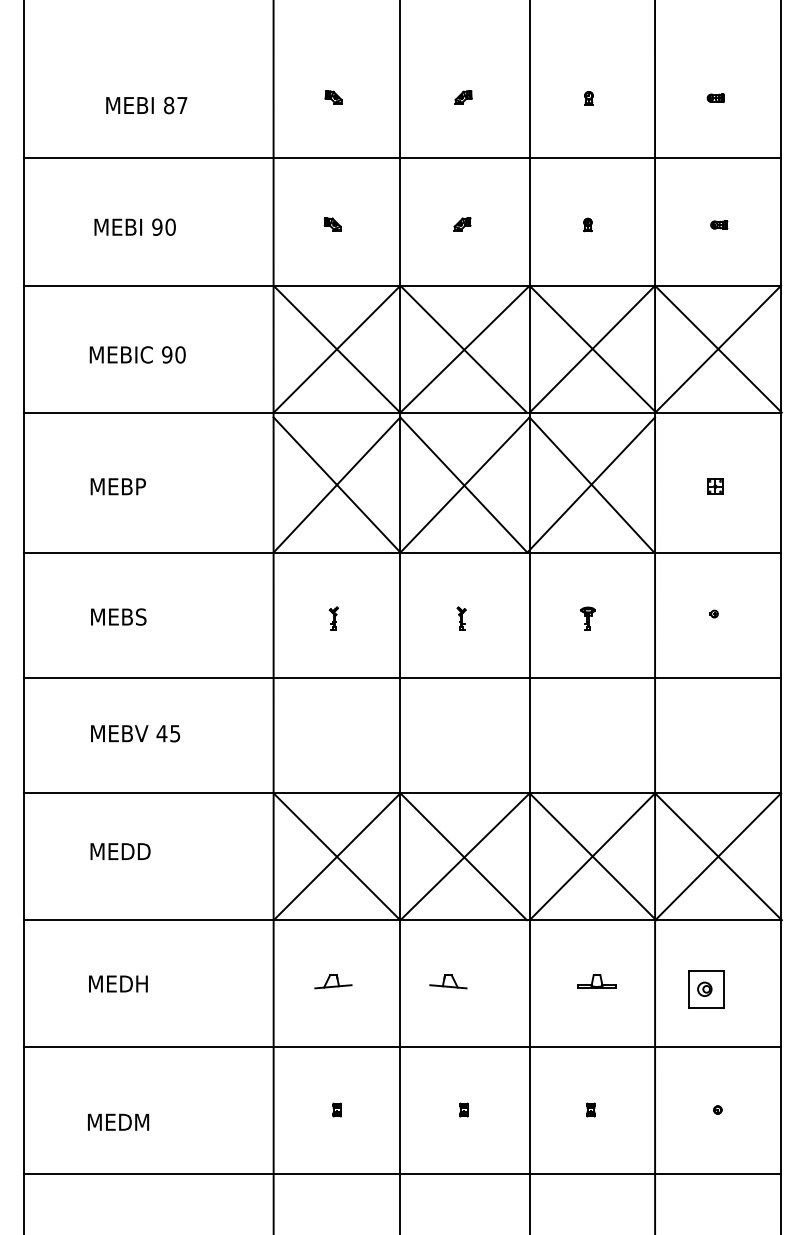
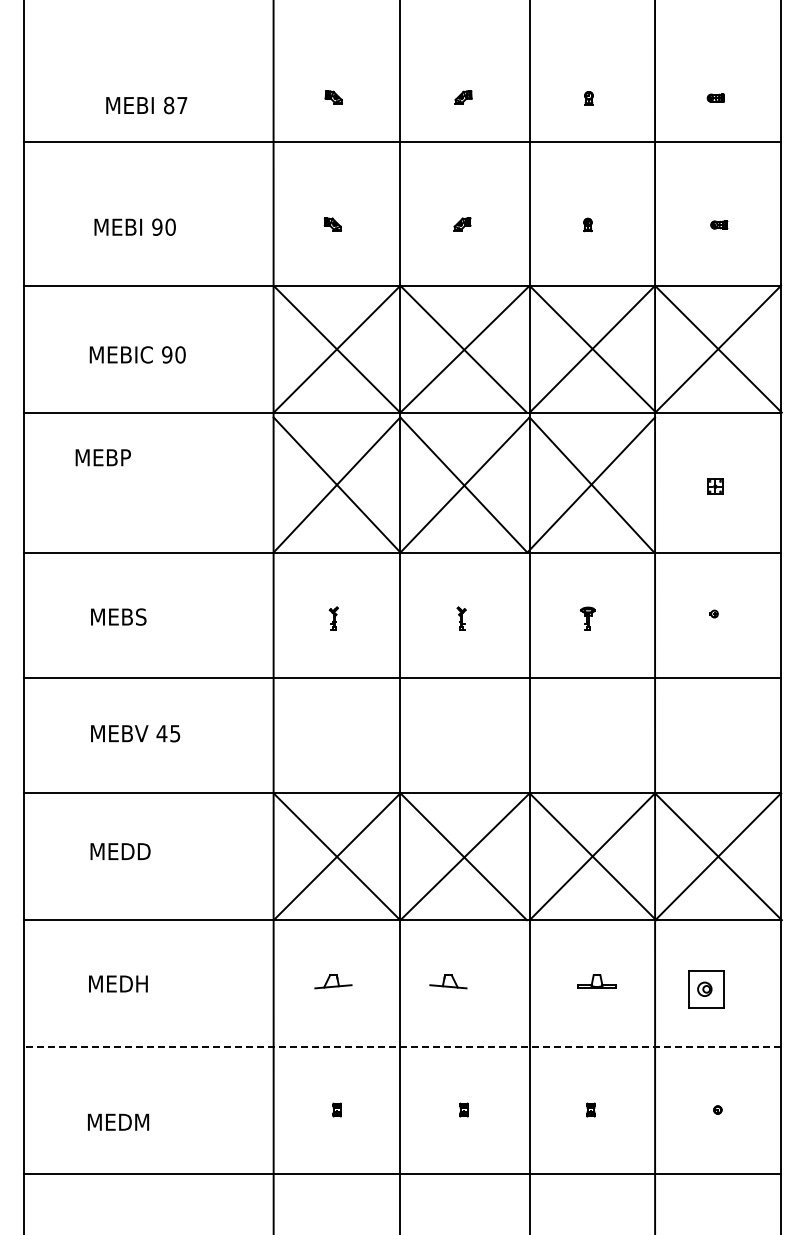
line position: (402, 157) -> (402, 141) (402, 141)
text position: (117, 486) -> (102, 457) (102, 457)
line: solid -> dashed (402, 1047)
